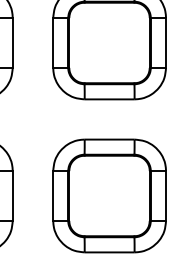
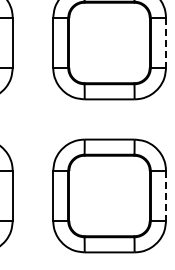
line: solid -> dashed (166, 42)
line: solid -> dashed (166, 195)
